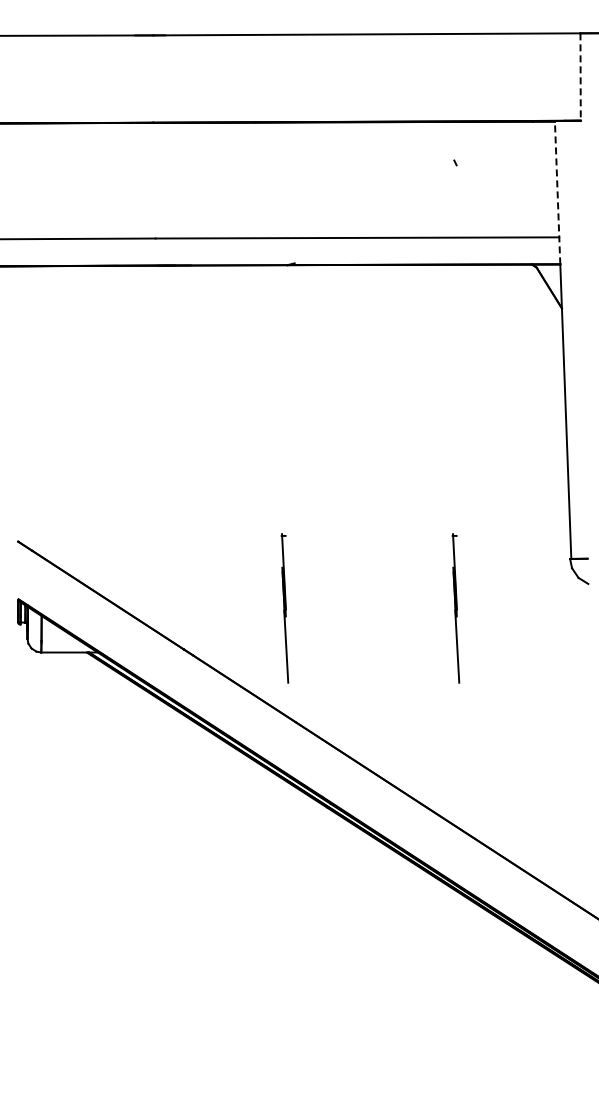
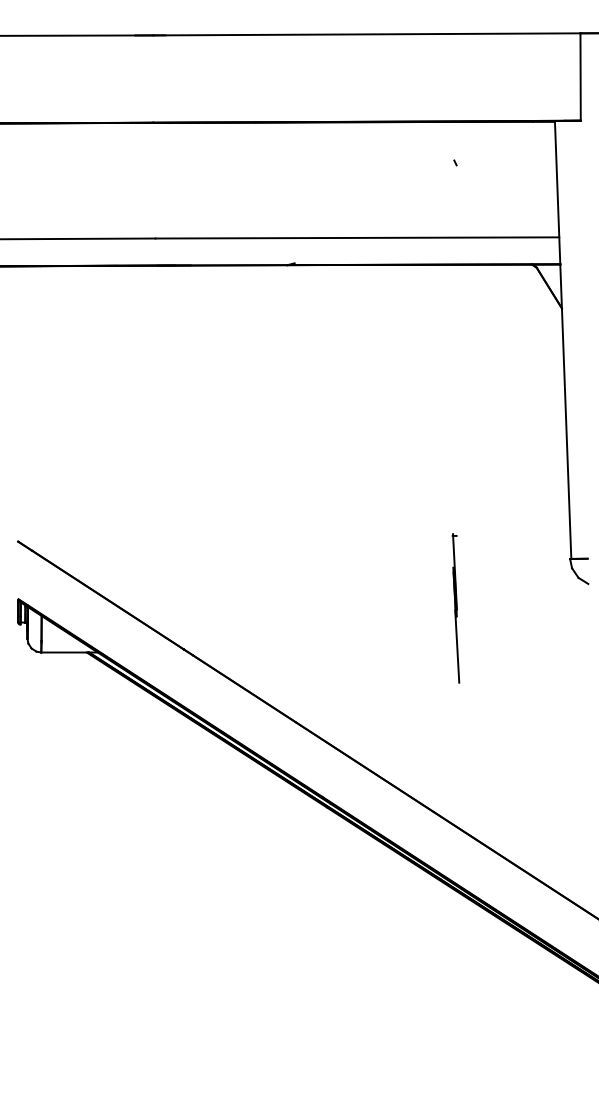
line: dashed -> solid (580, 77)
line: dashed -> solid (557, 192)
part: present -> none (284, 608)
